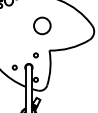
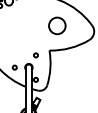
circle position: (42, 25) -> (57, 25) (57, 25)
